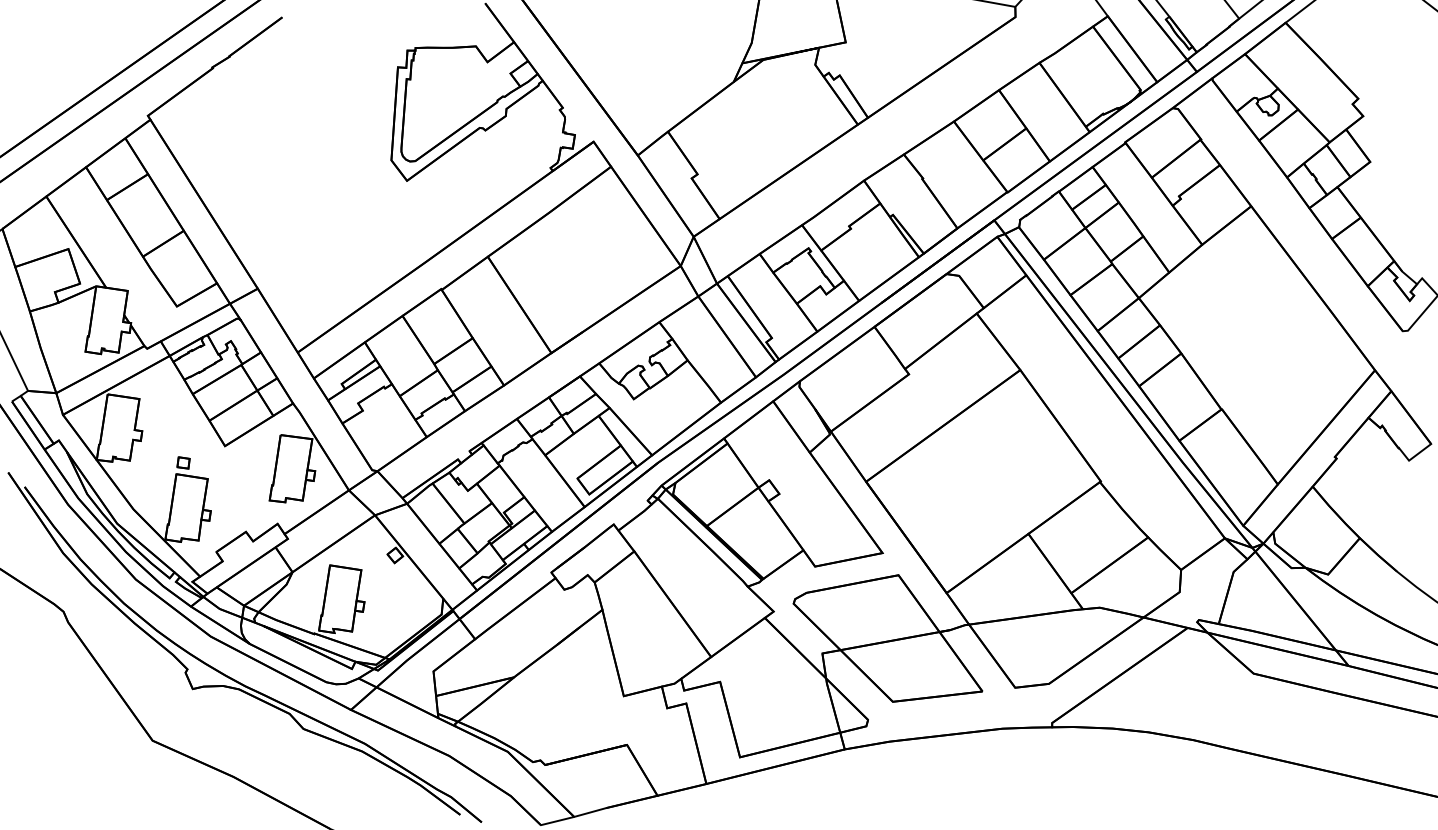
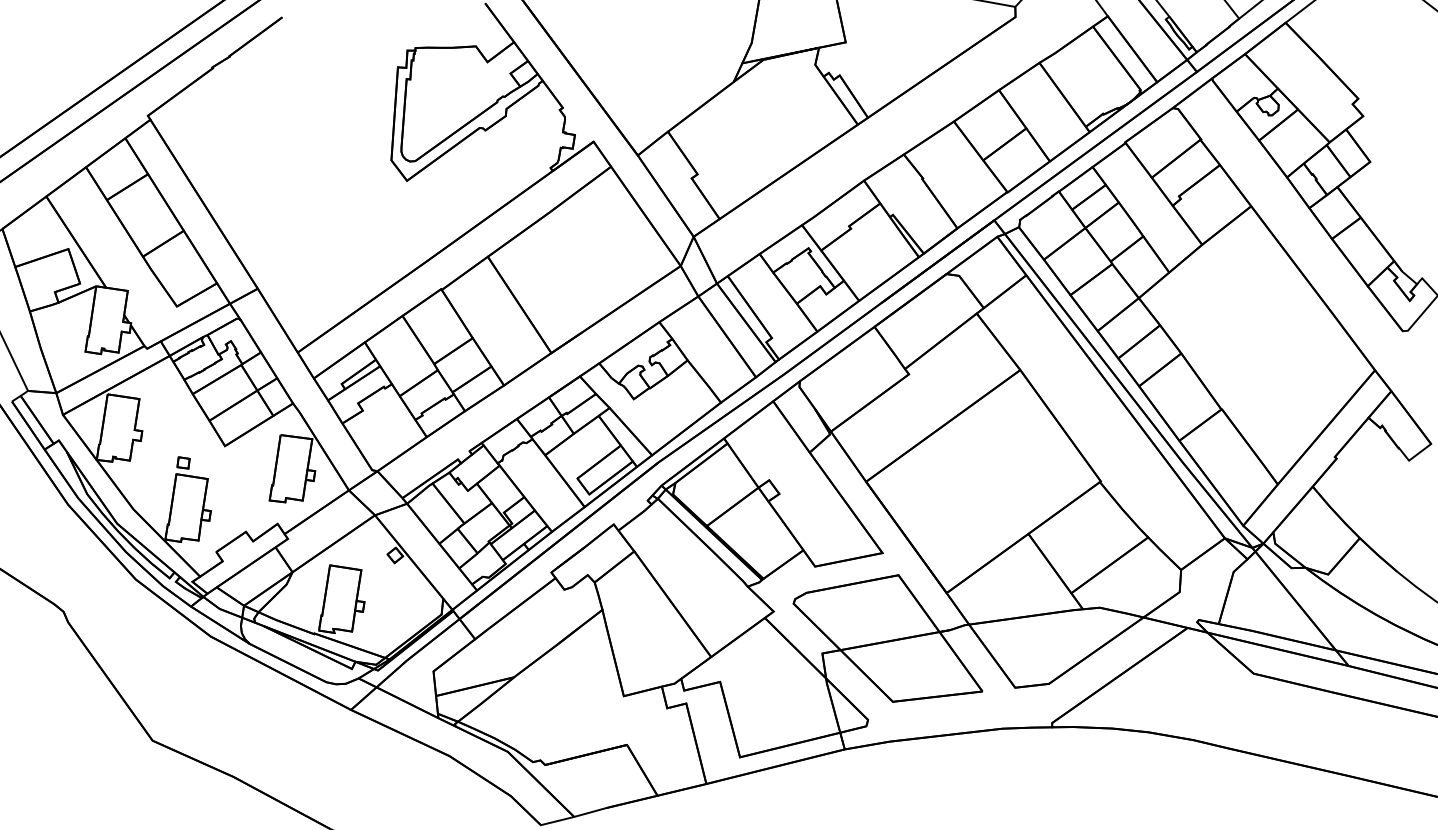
part: present -> none (226, 674)
